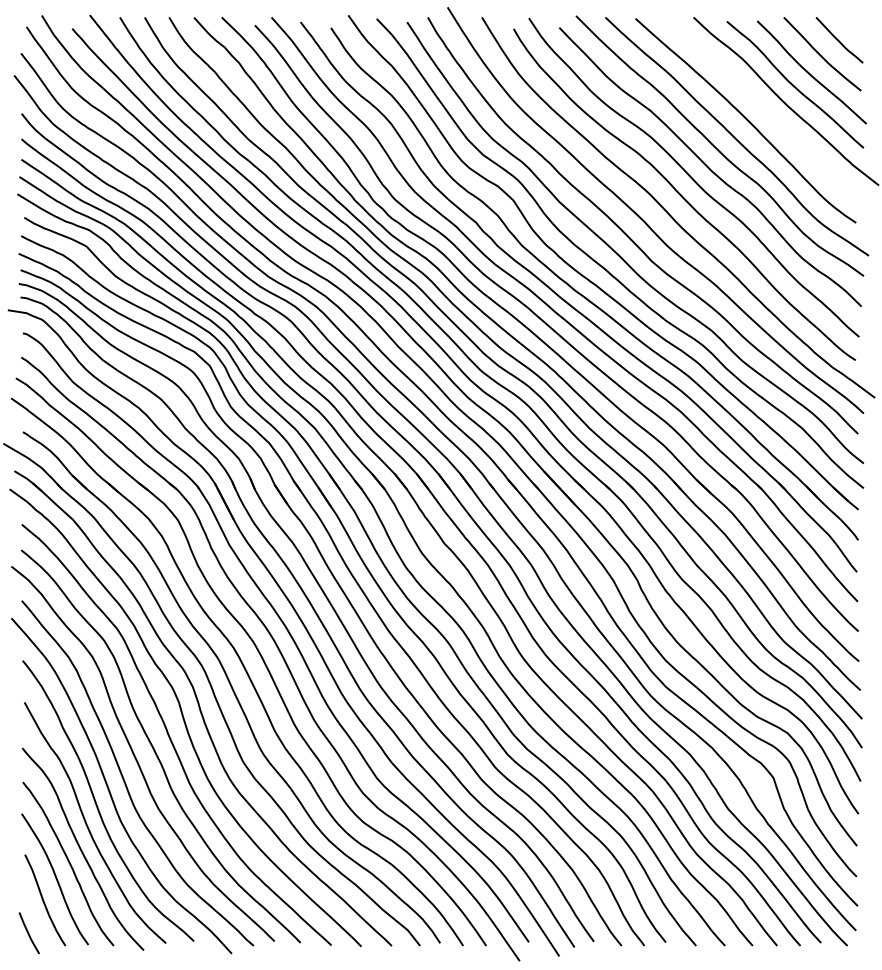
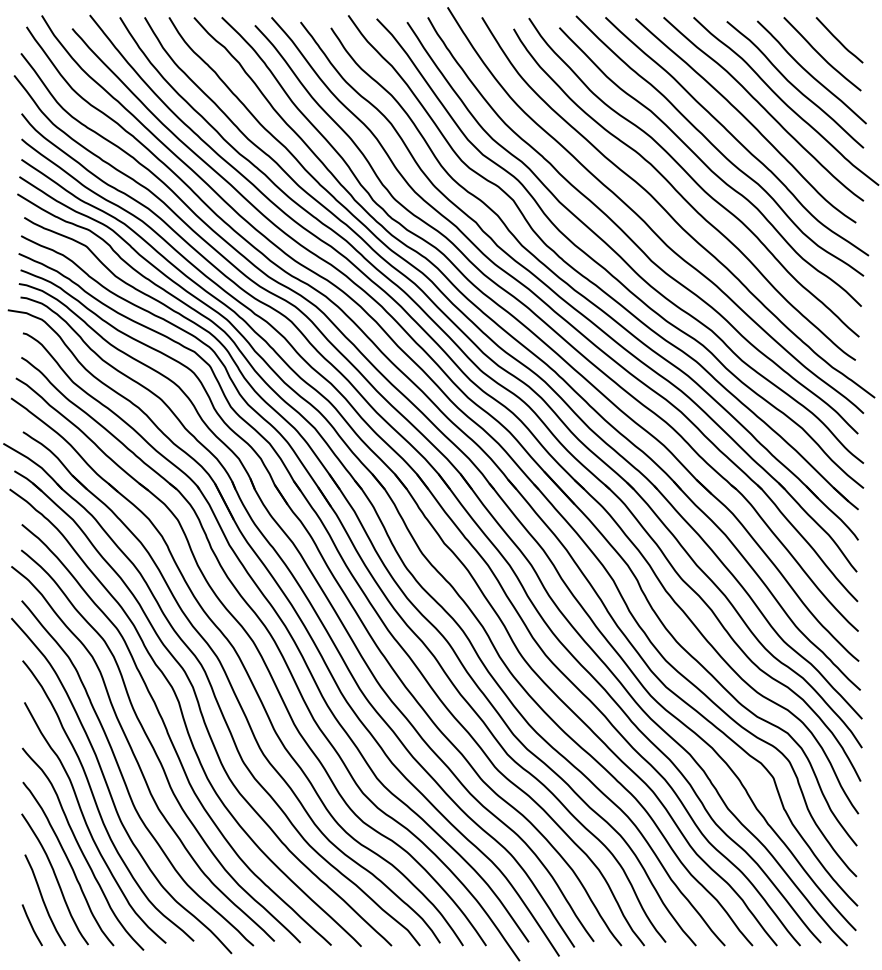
curve: none -> present (763, 109)
line position: (28, 933) -> (31, 925) (31, 925)
